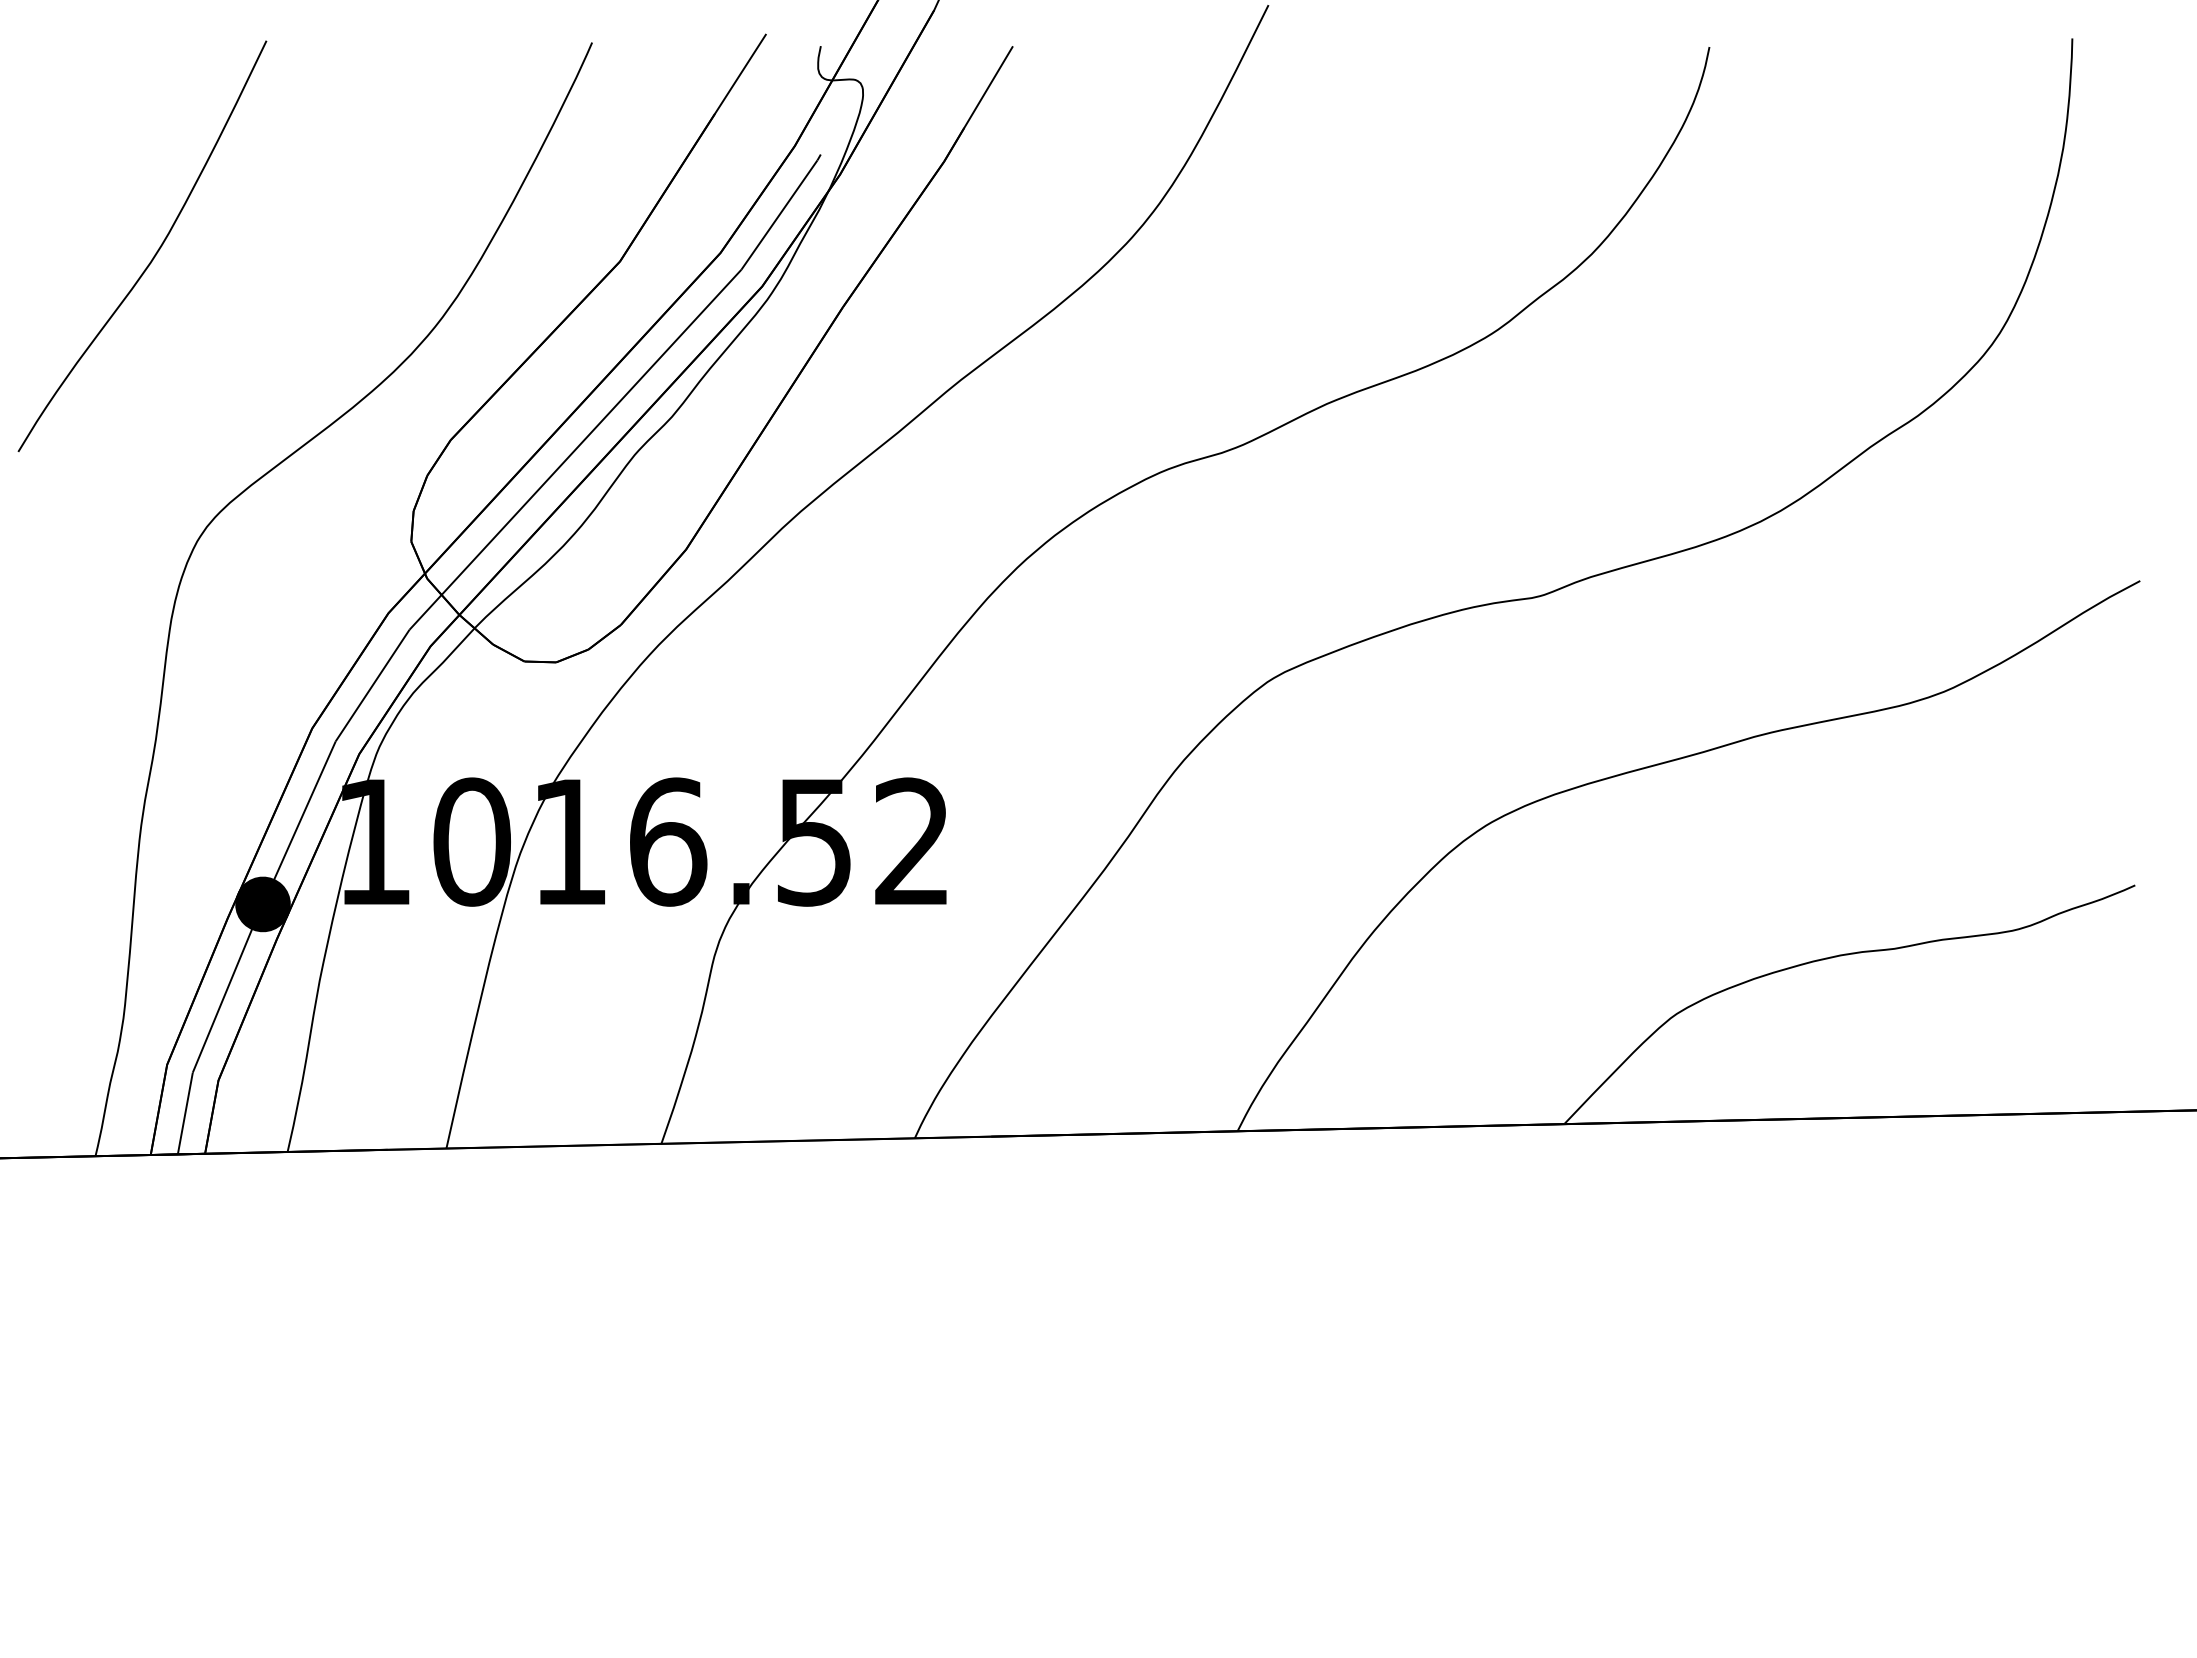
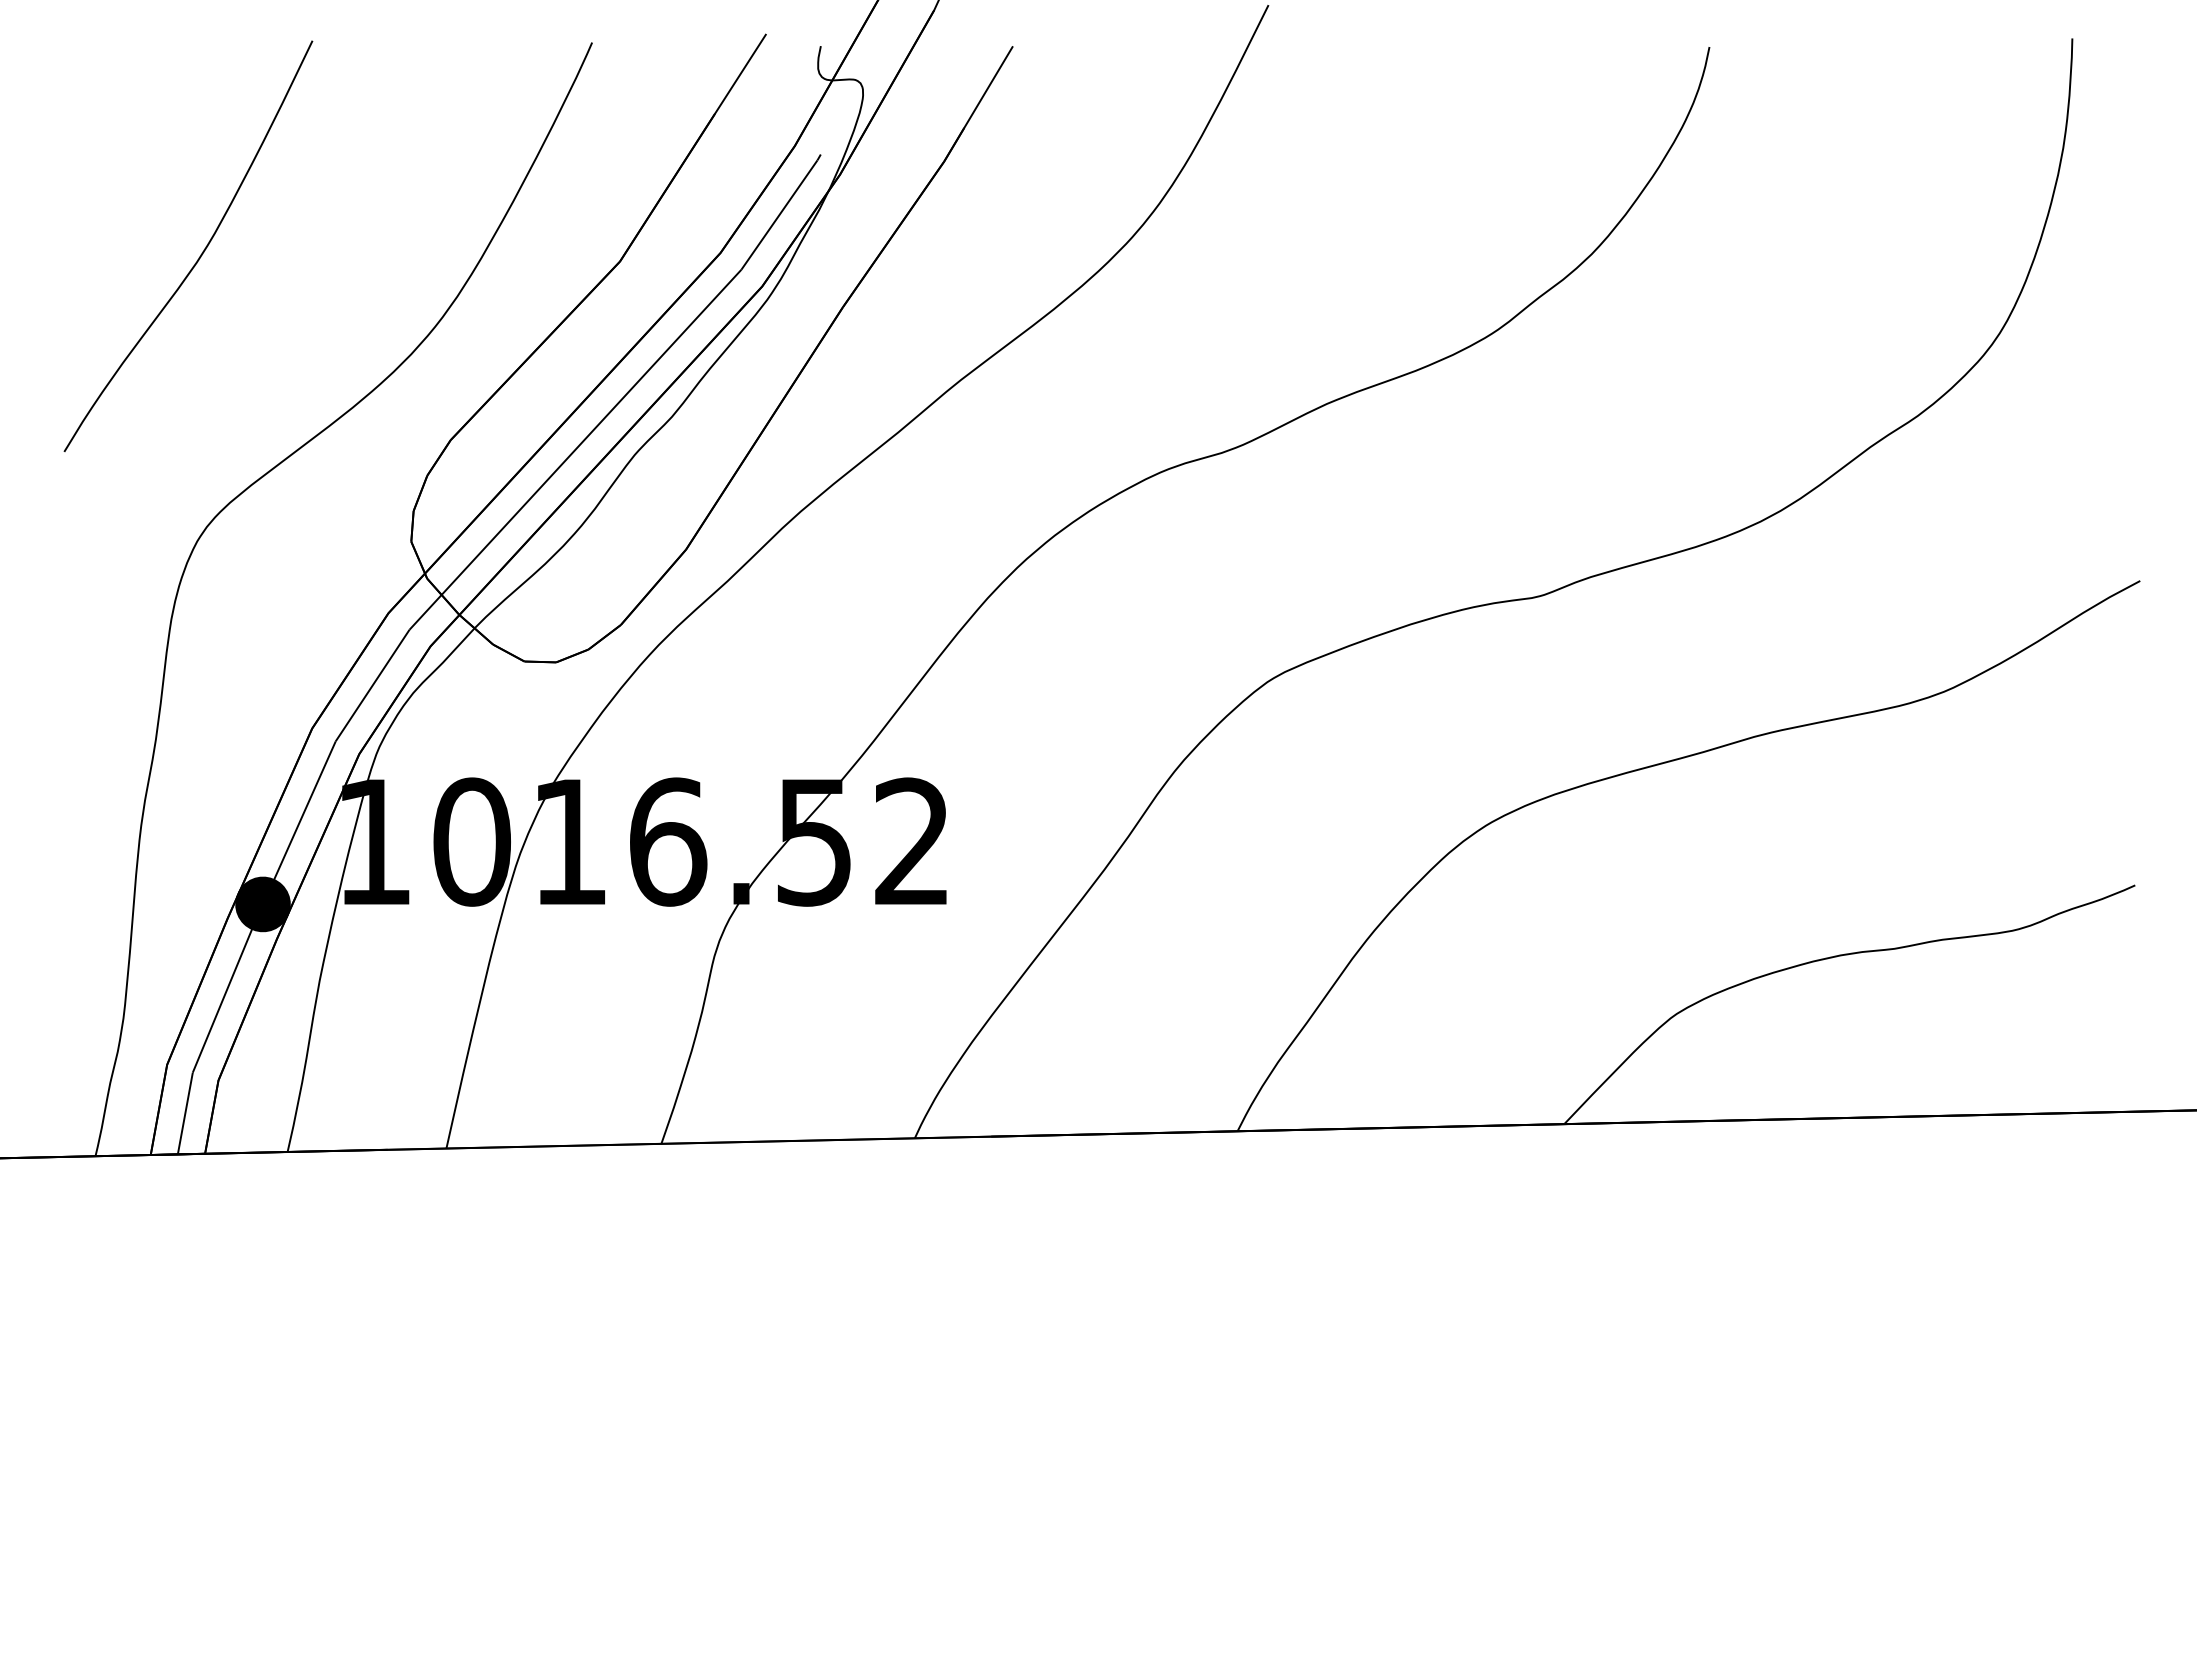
curve position: (154, 254) -> (200, 254) (200, 254)
